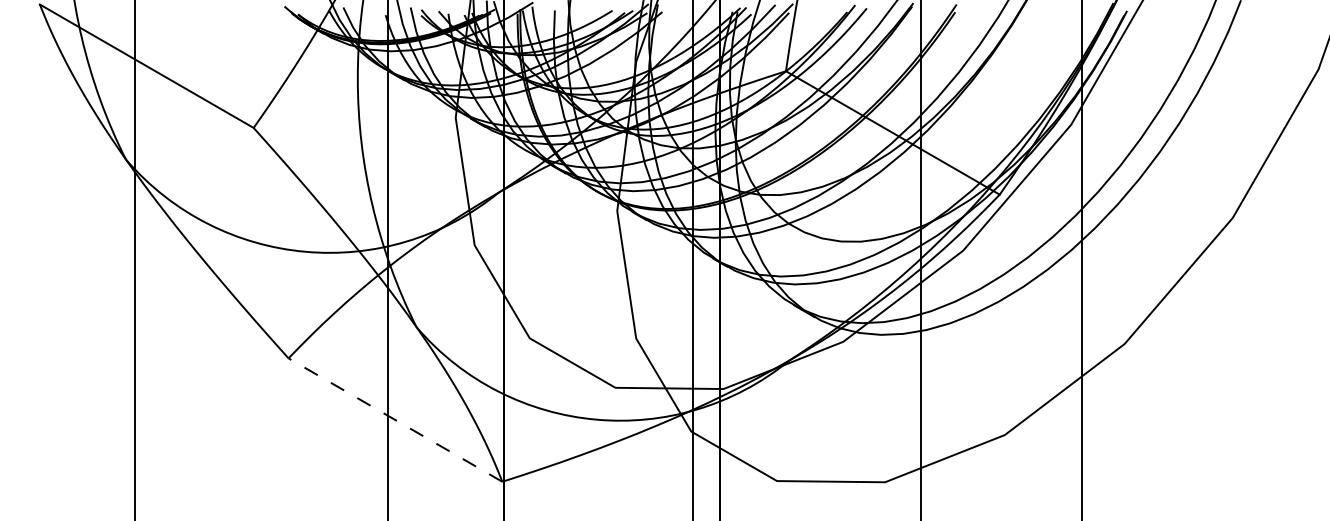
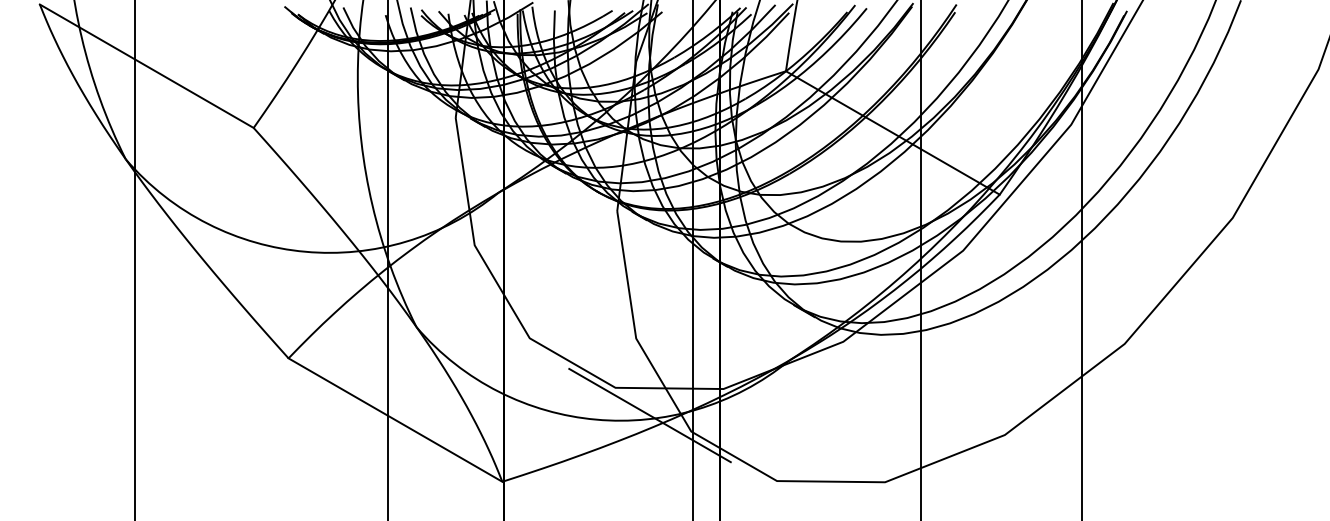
line: none -> present (649, 415)
line: dashed -> solid (395, 419)
